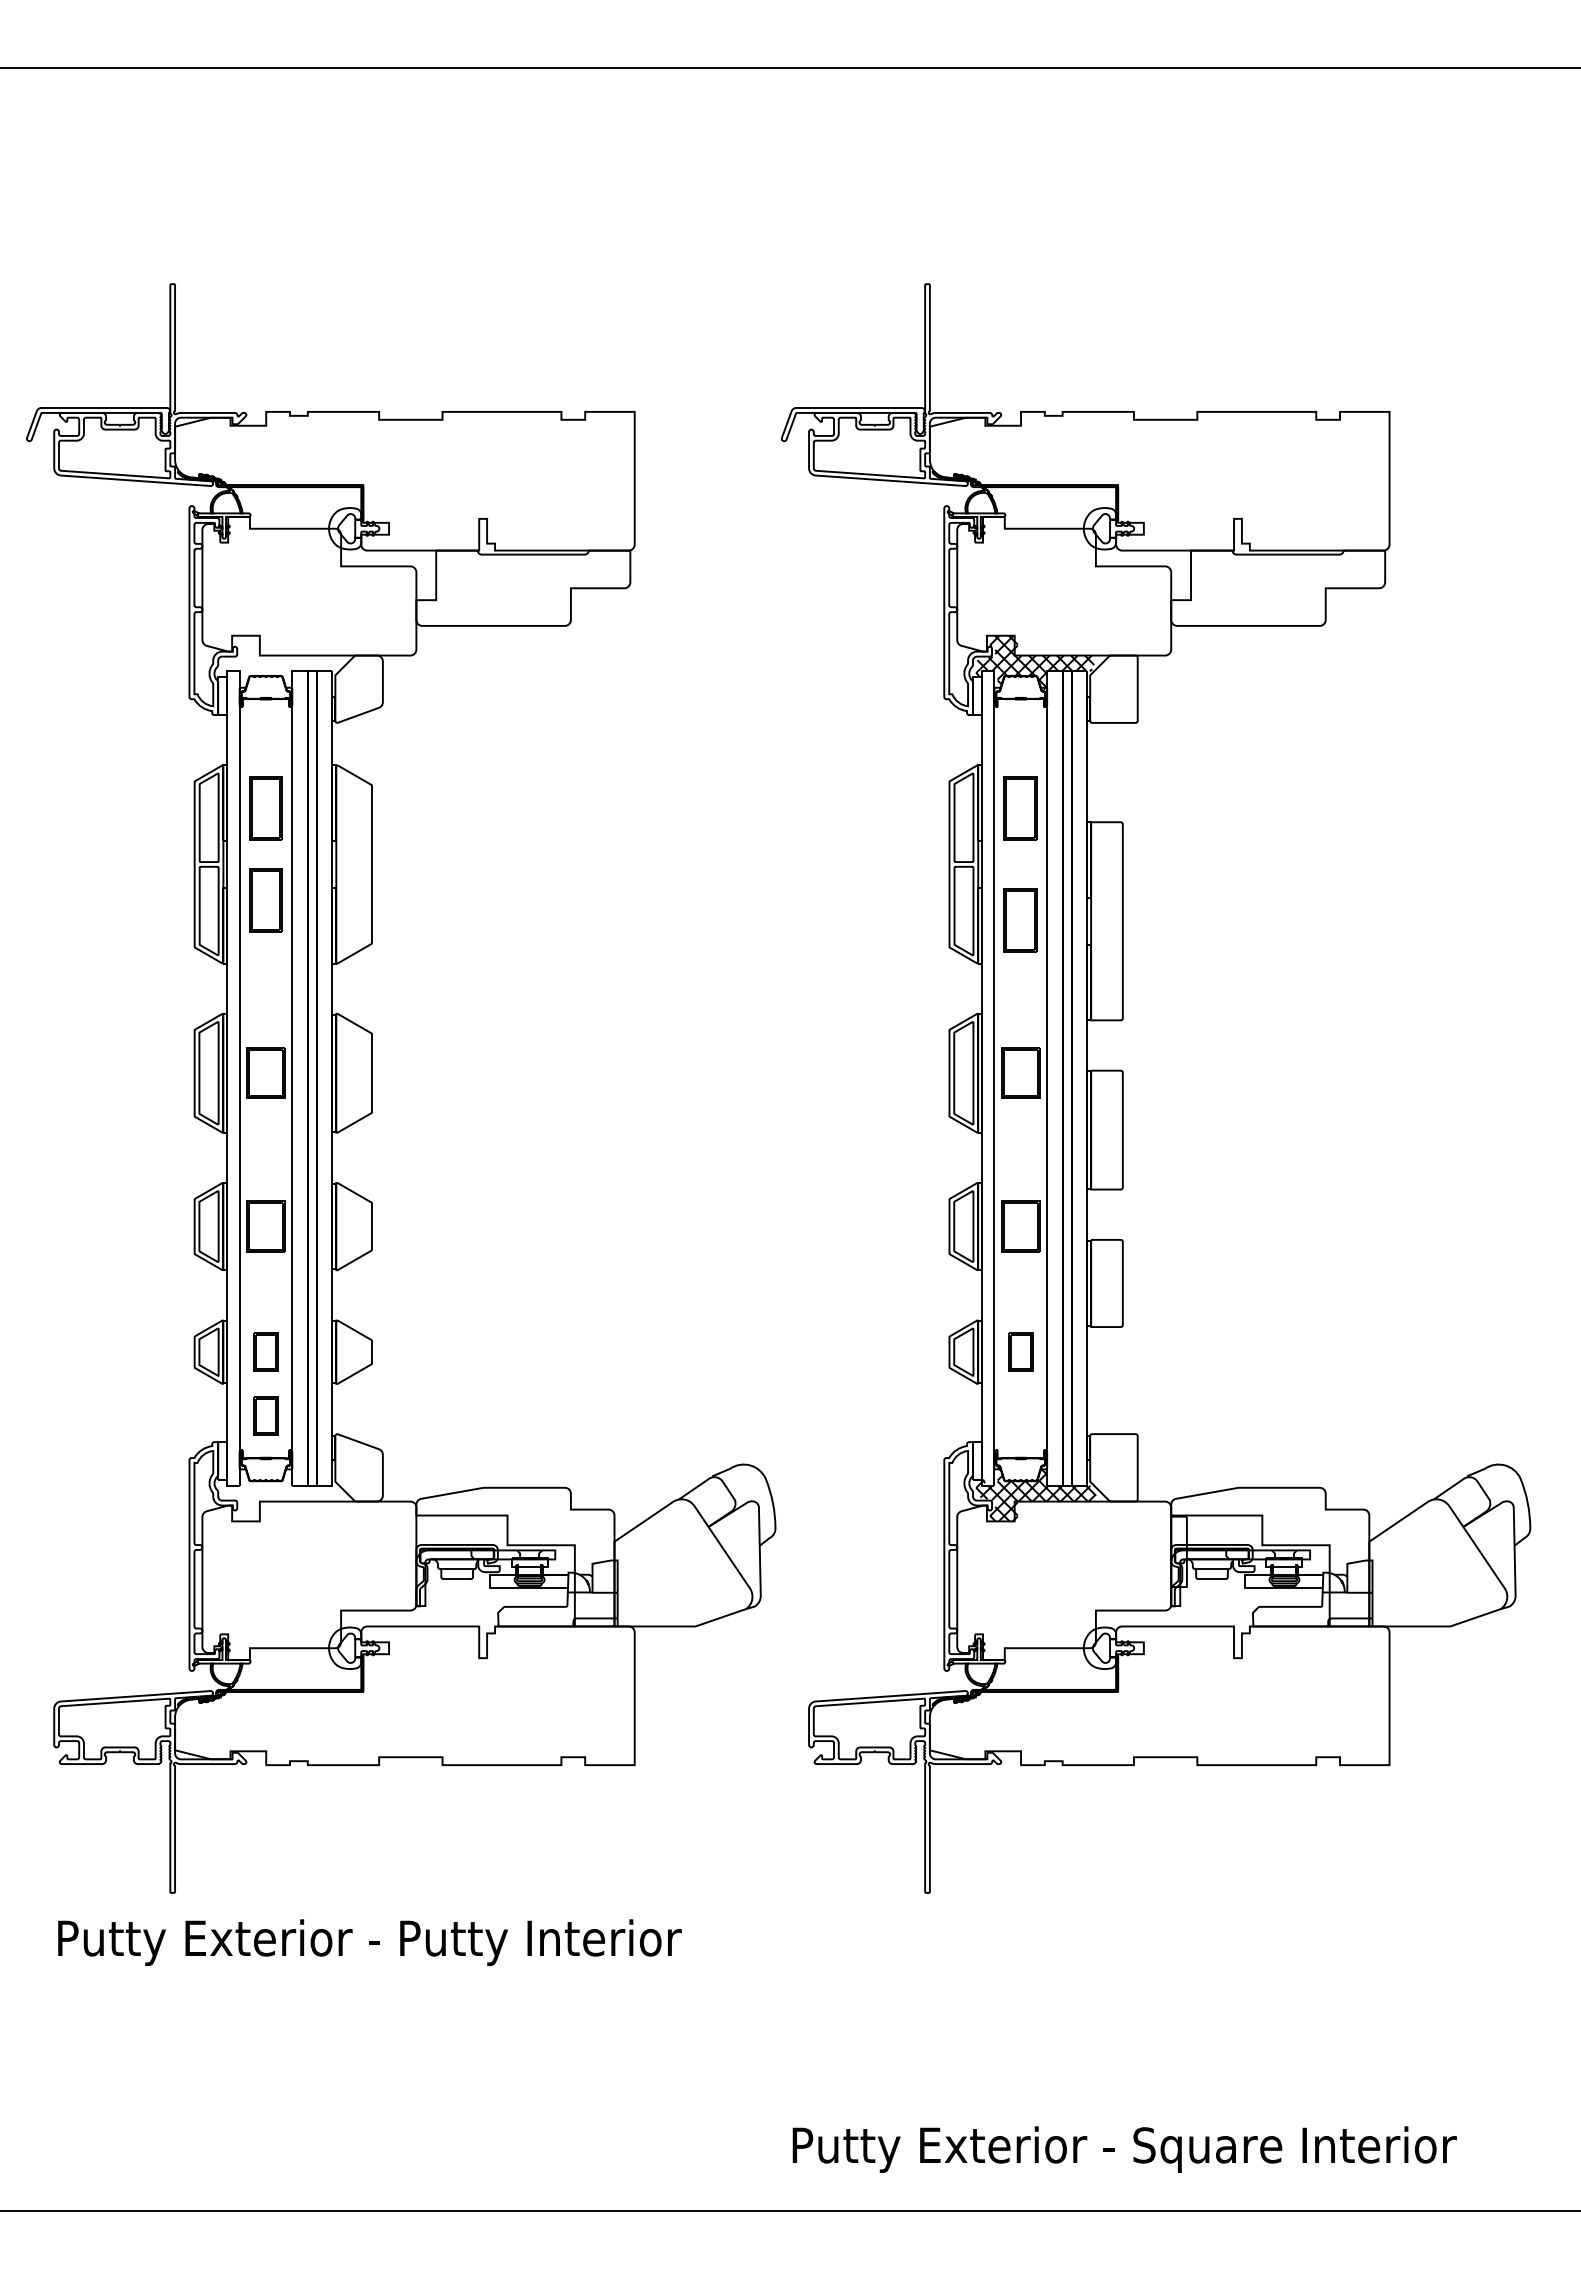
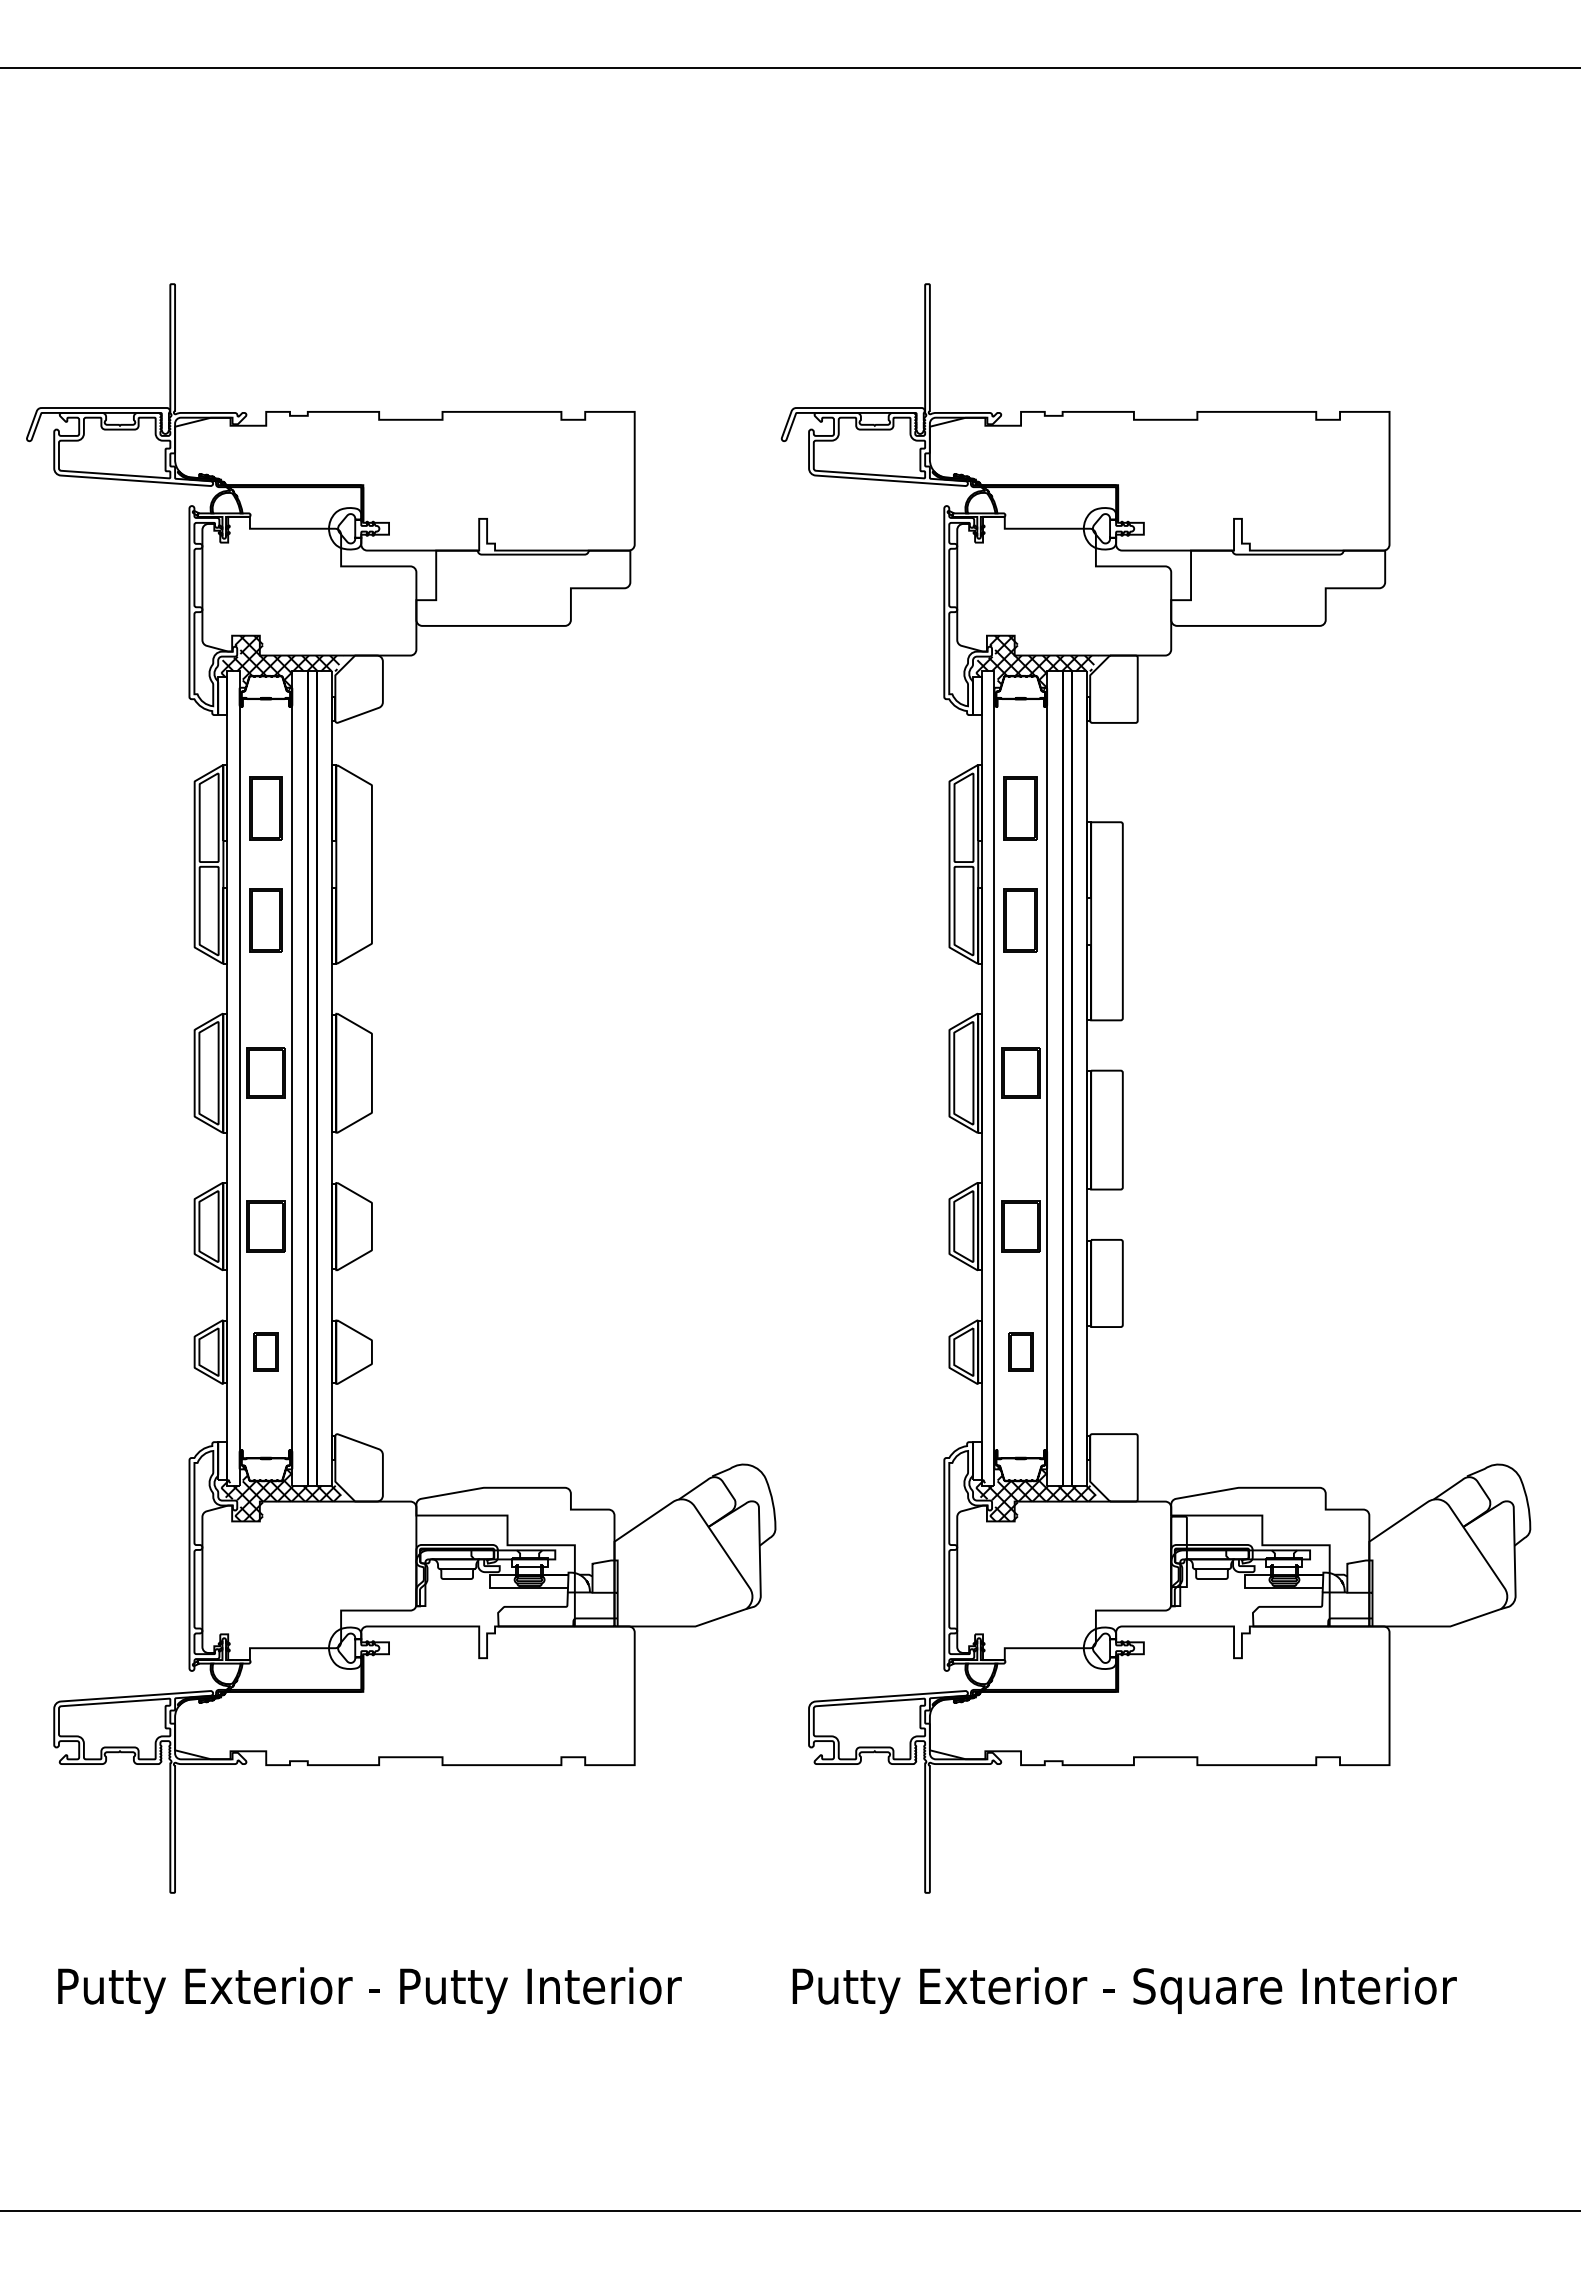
hatch: none -> present (282, 662)
part position: (265, 900) -> (265, 920) (265, 920)
part: present -> none (265, 1415)
hatch: none -> present (281, 1493)
text position: (369, 1942) -> (369, 1990) (369, 1990)
text position: (1124, 2149) -> (1124, 1990) (1124, 1990)
